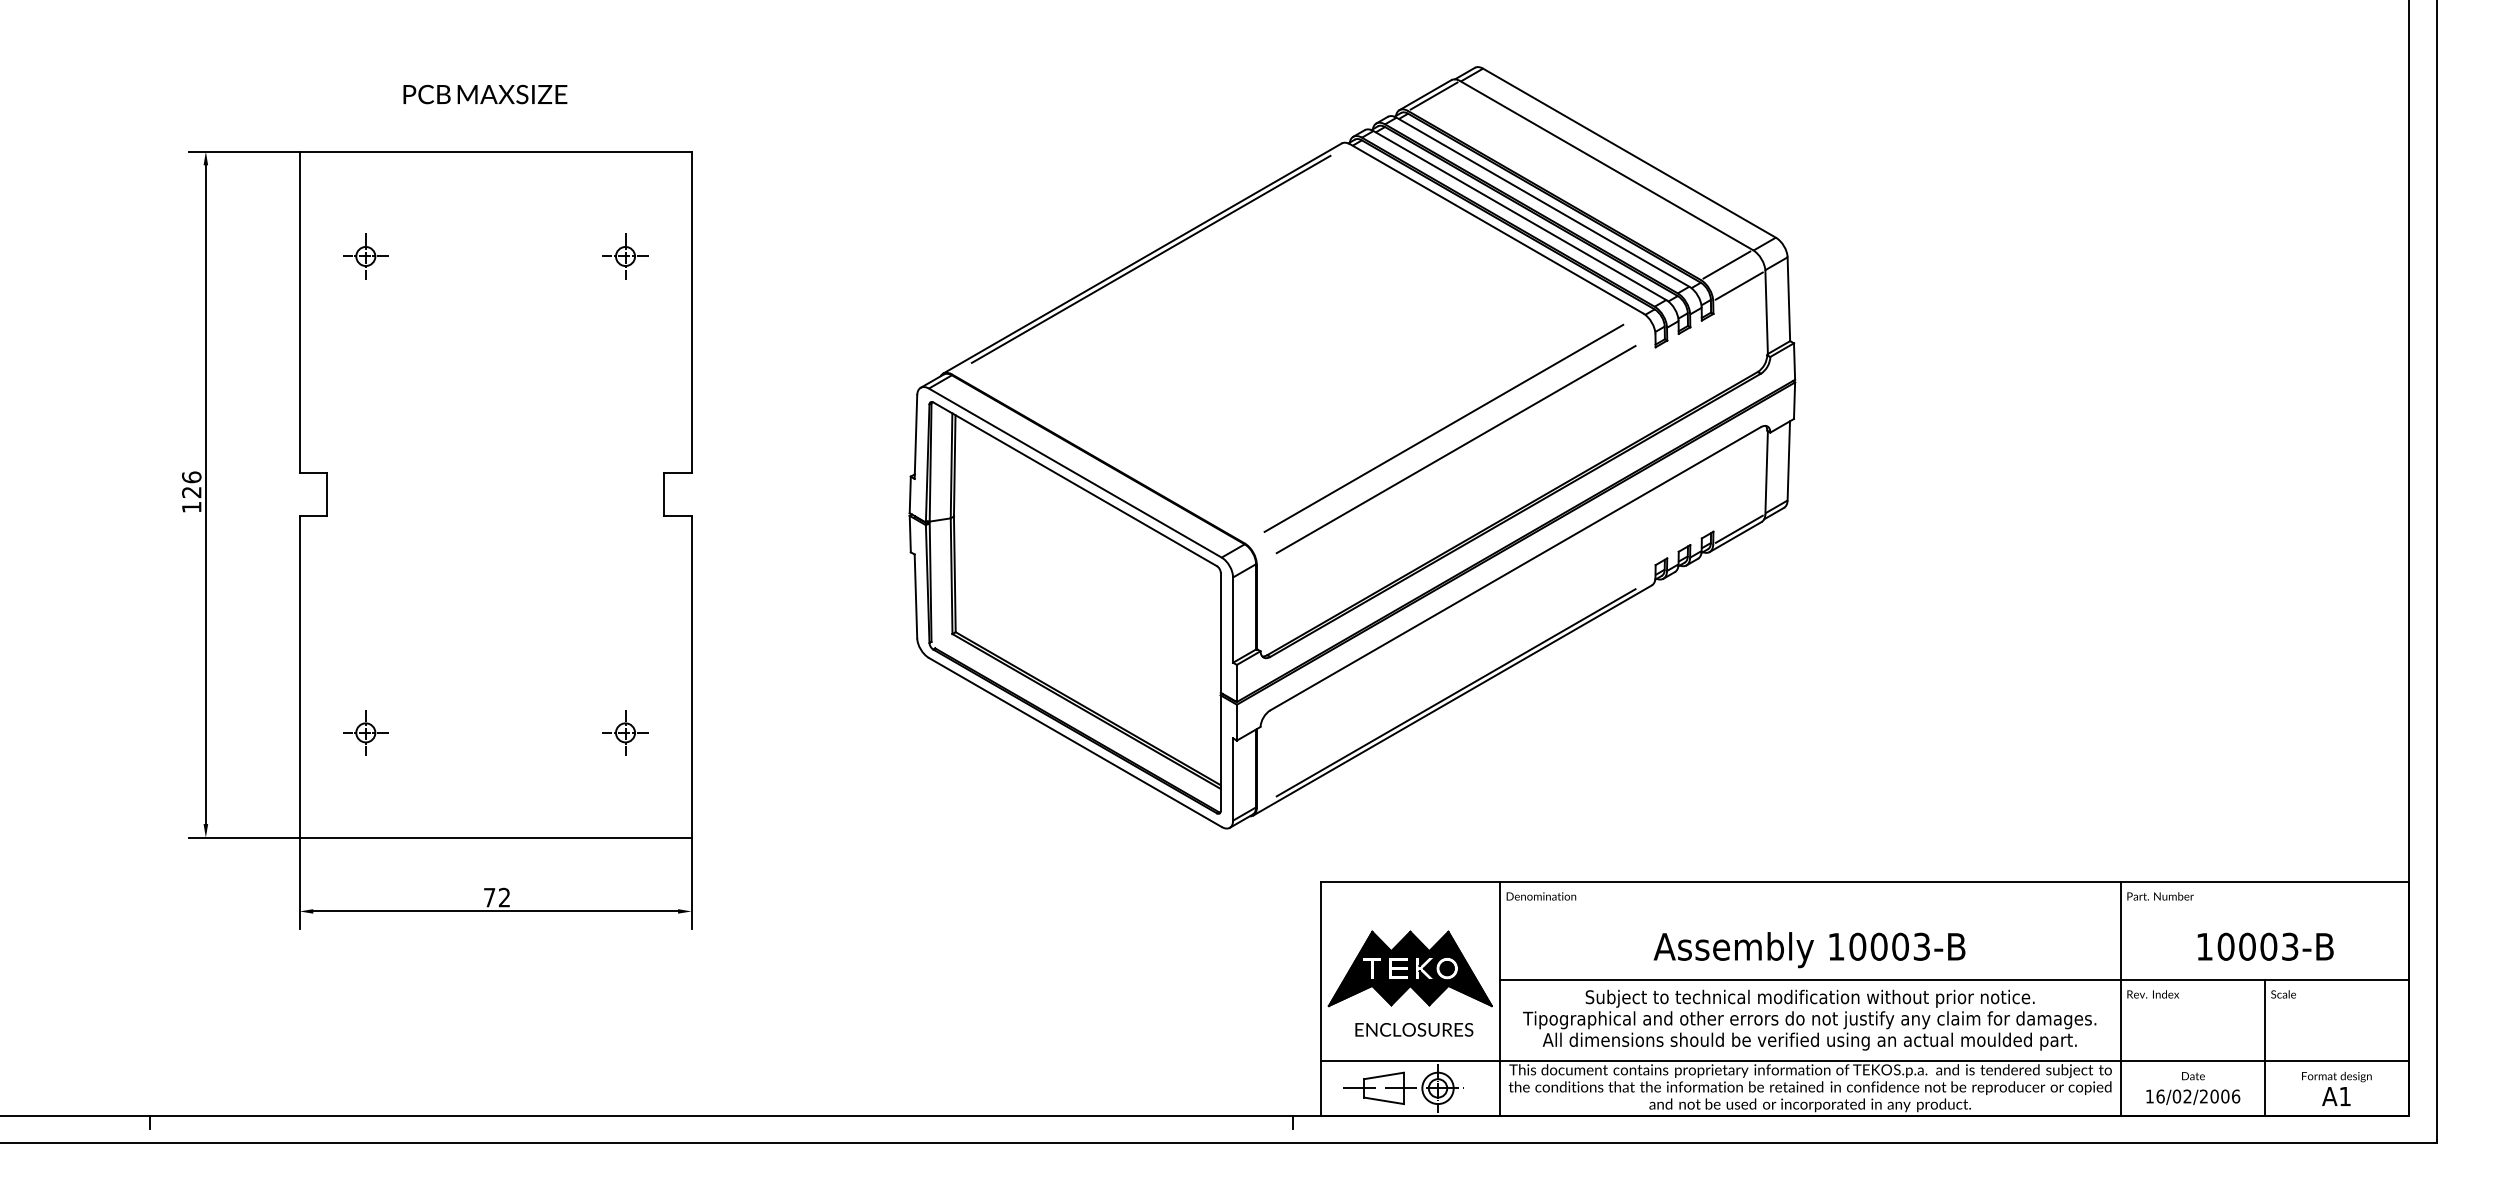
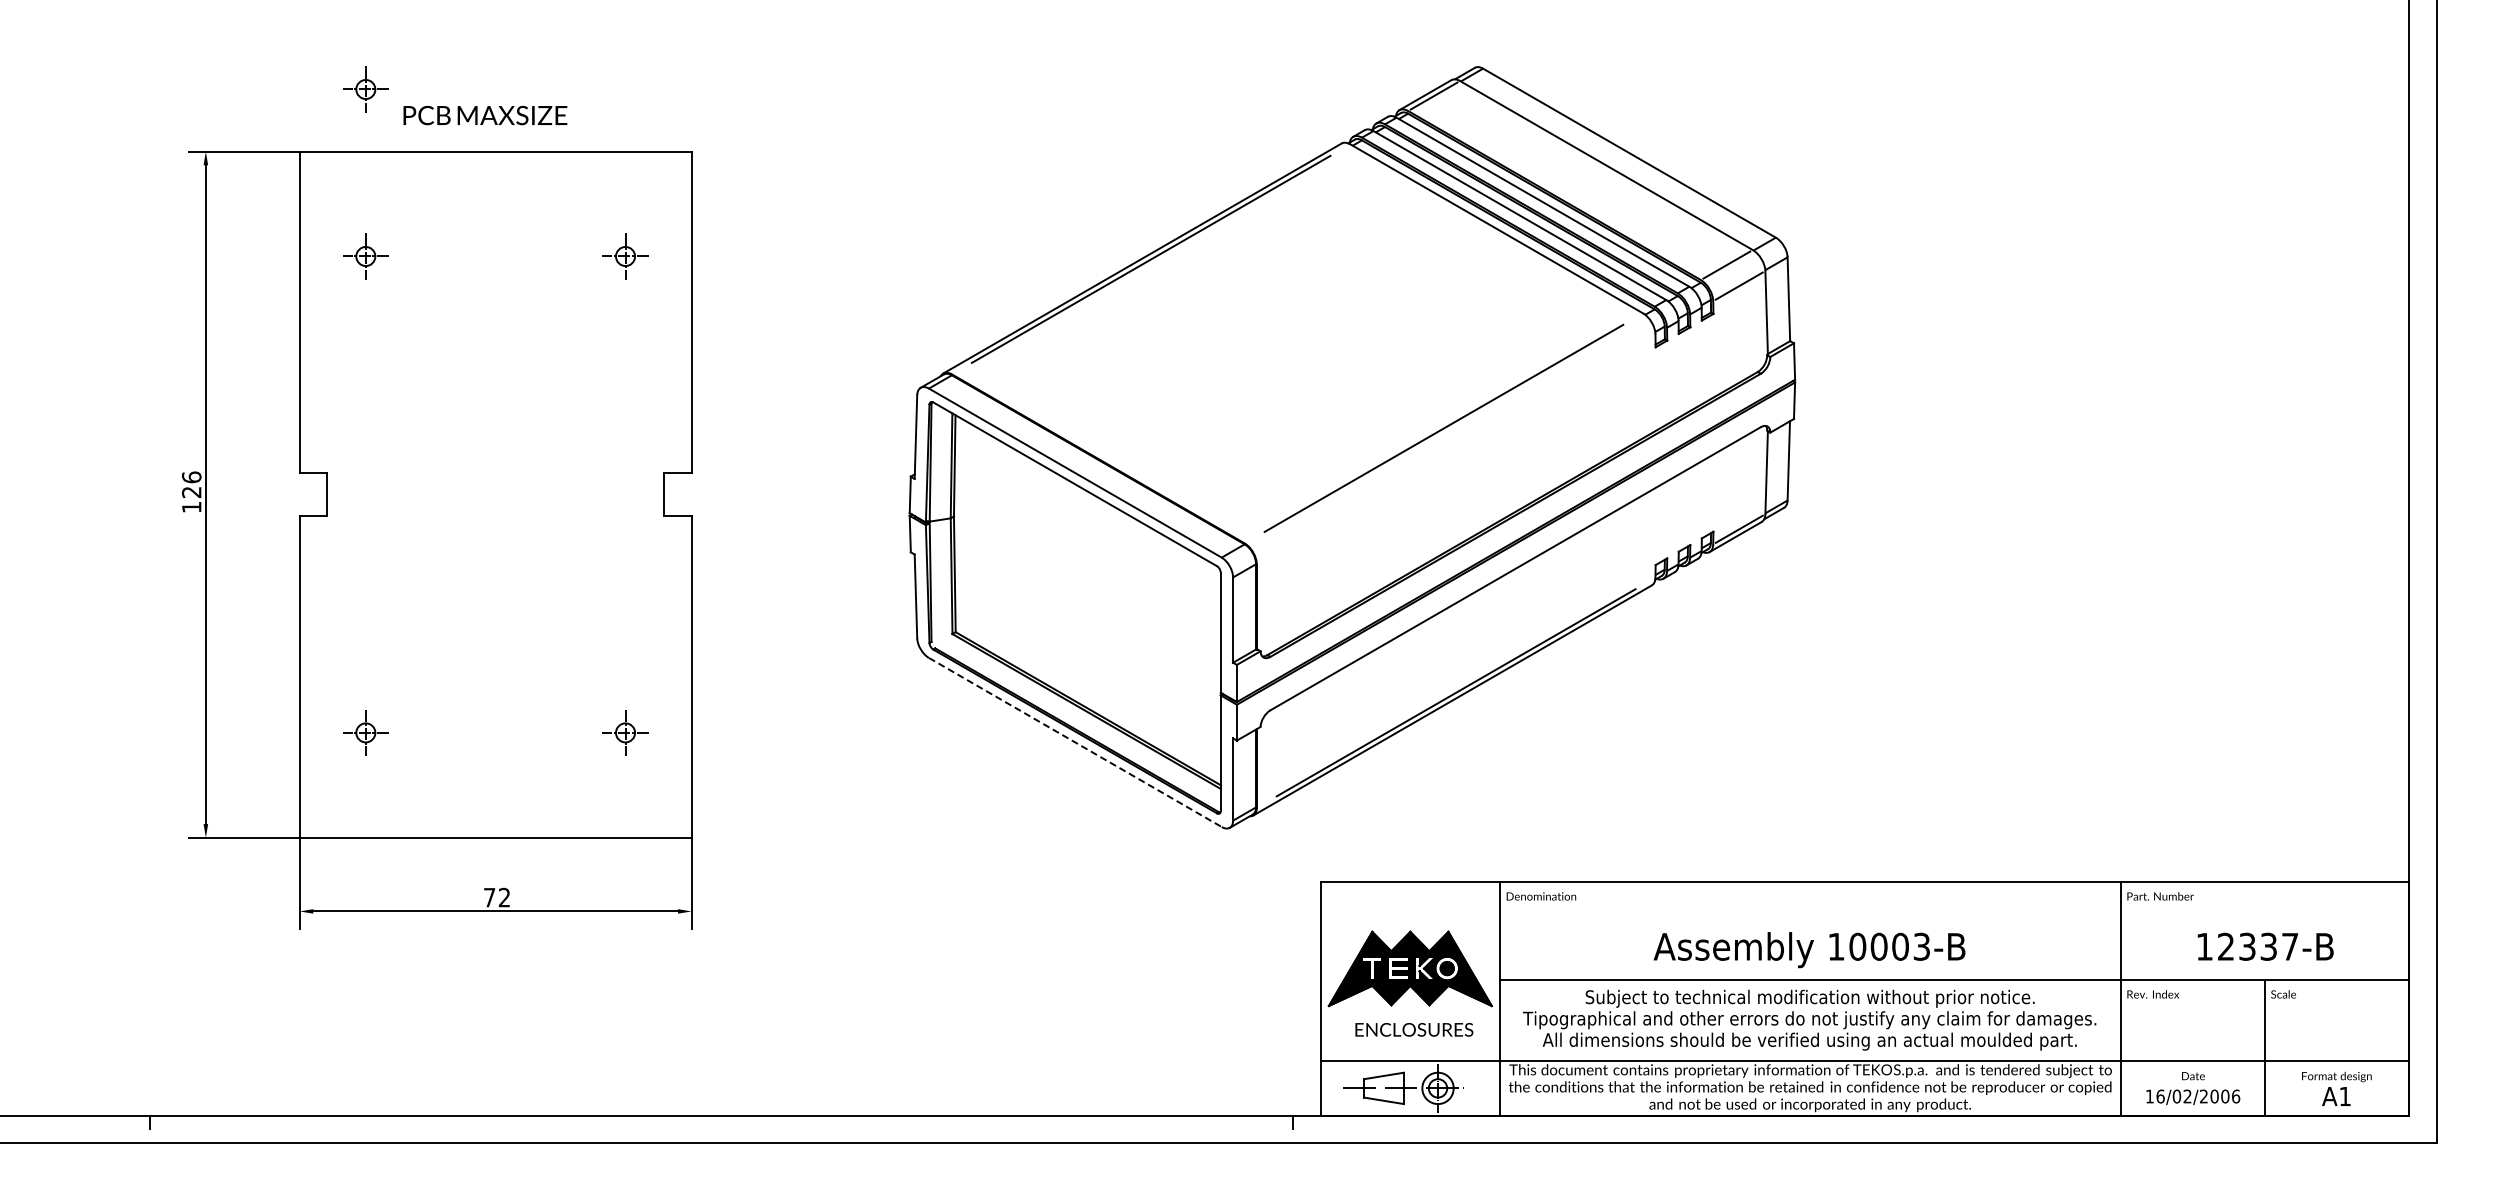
part: none -> present (365, 89)
text position: (485, 94) -> (485, 115) (485, 115)
line: present -> none (1455, 449)
line: solid -> dashed (1075, 742)
text: 10003-B -> 12337-B (2257, 946)
